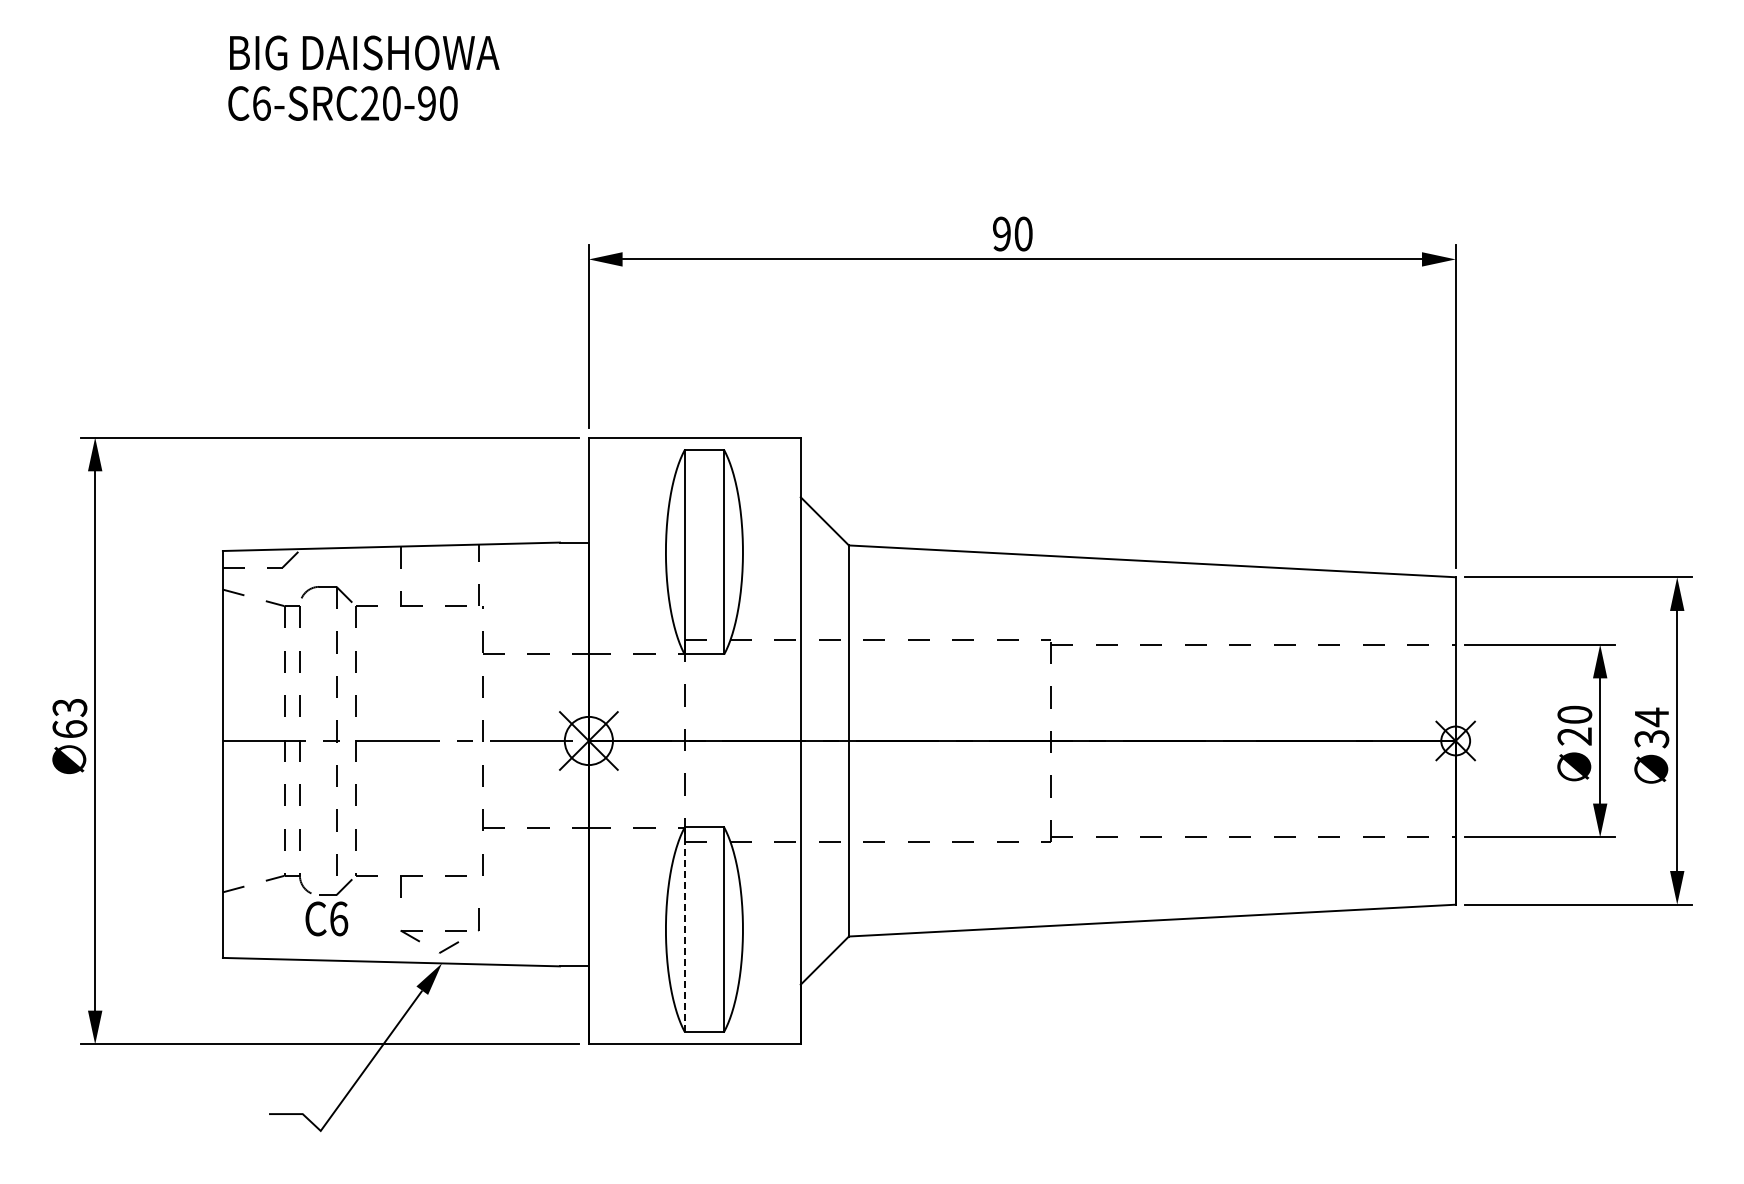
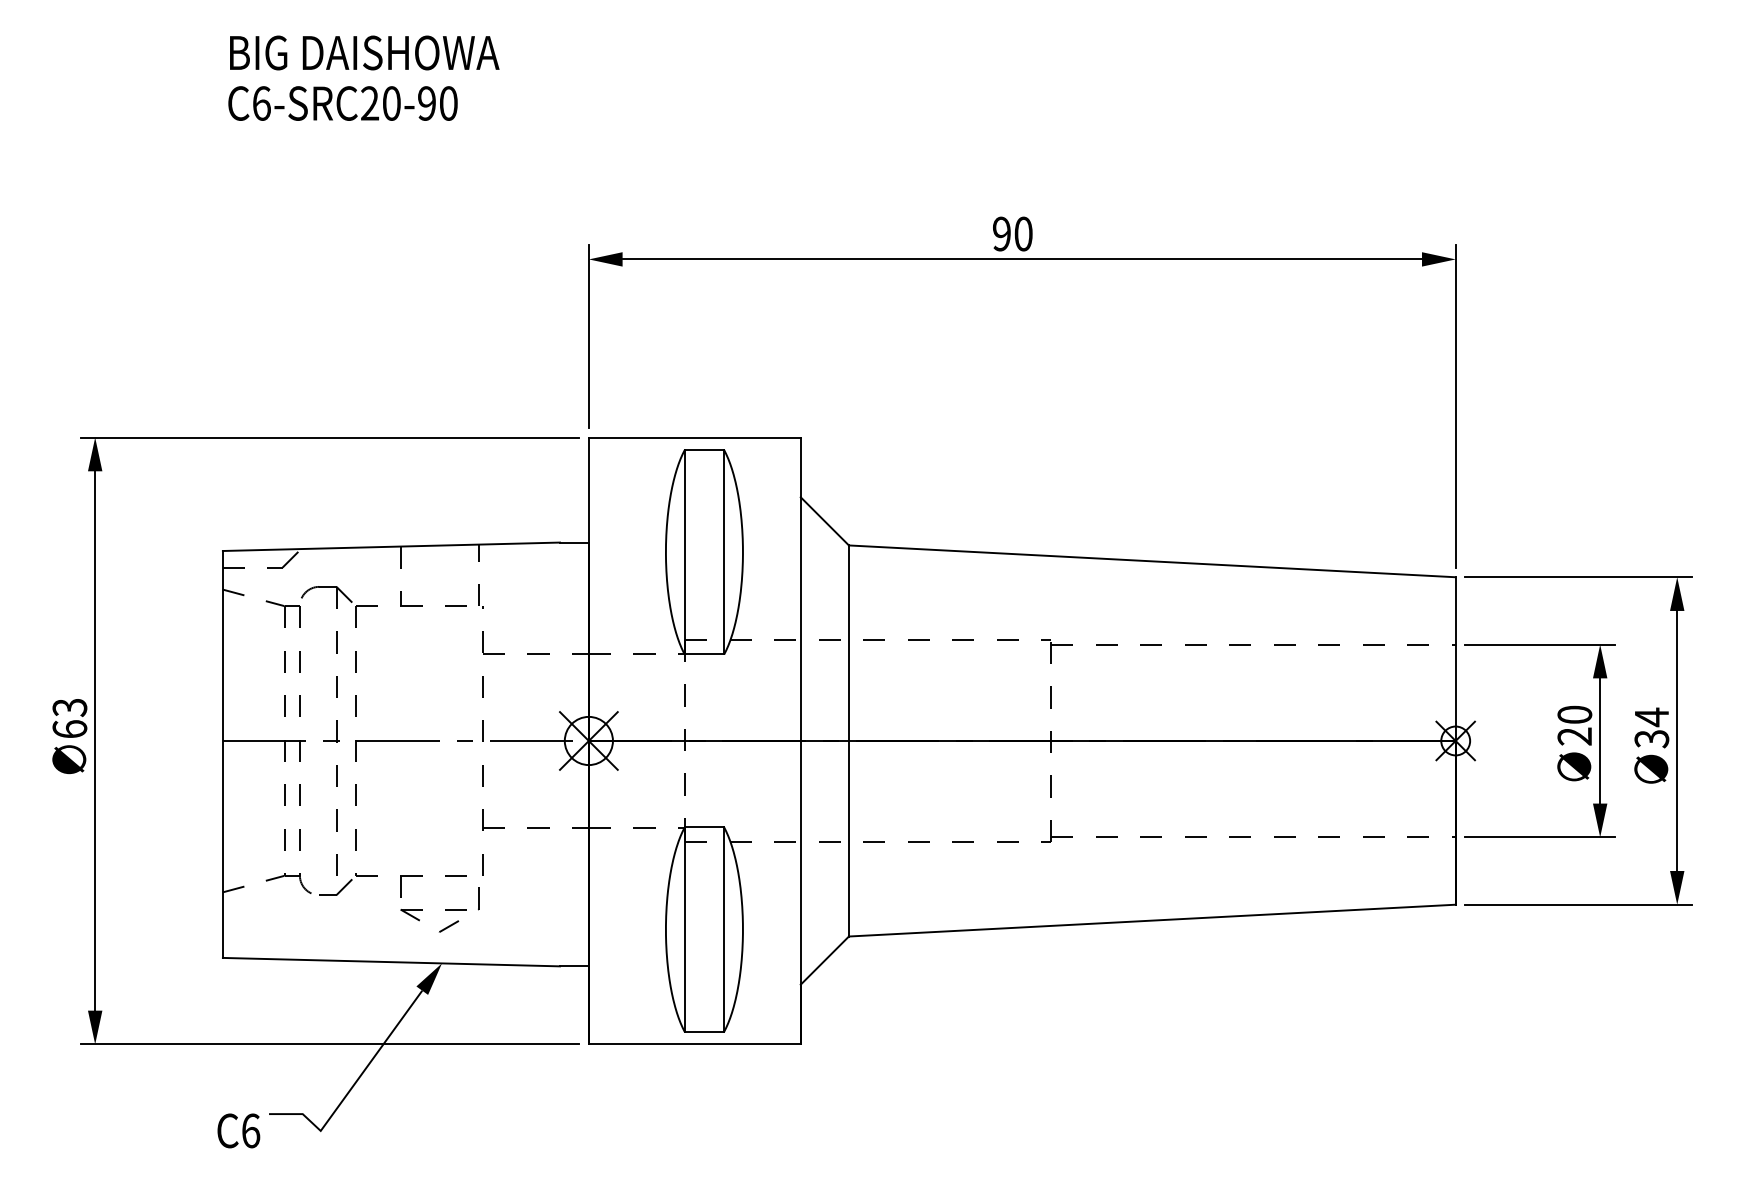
text position: (326, 918) -> (238, 1130) (238, 1130)
part position: (439, 930) -> (439, 909) (439, 909)
line: dashed -> solid (684, 930)
